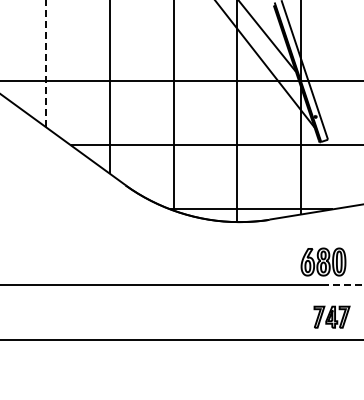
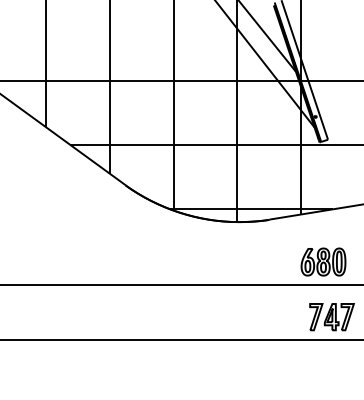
line: dashed -> solid (45, 63)
line: dashed -> solid (343, 284)
part size: 38x24 px -> 46x29 px (331, 317)
